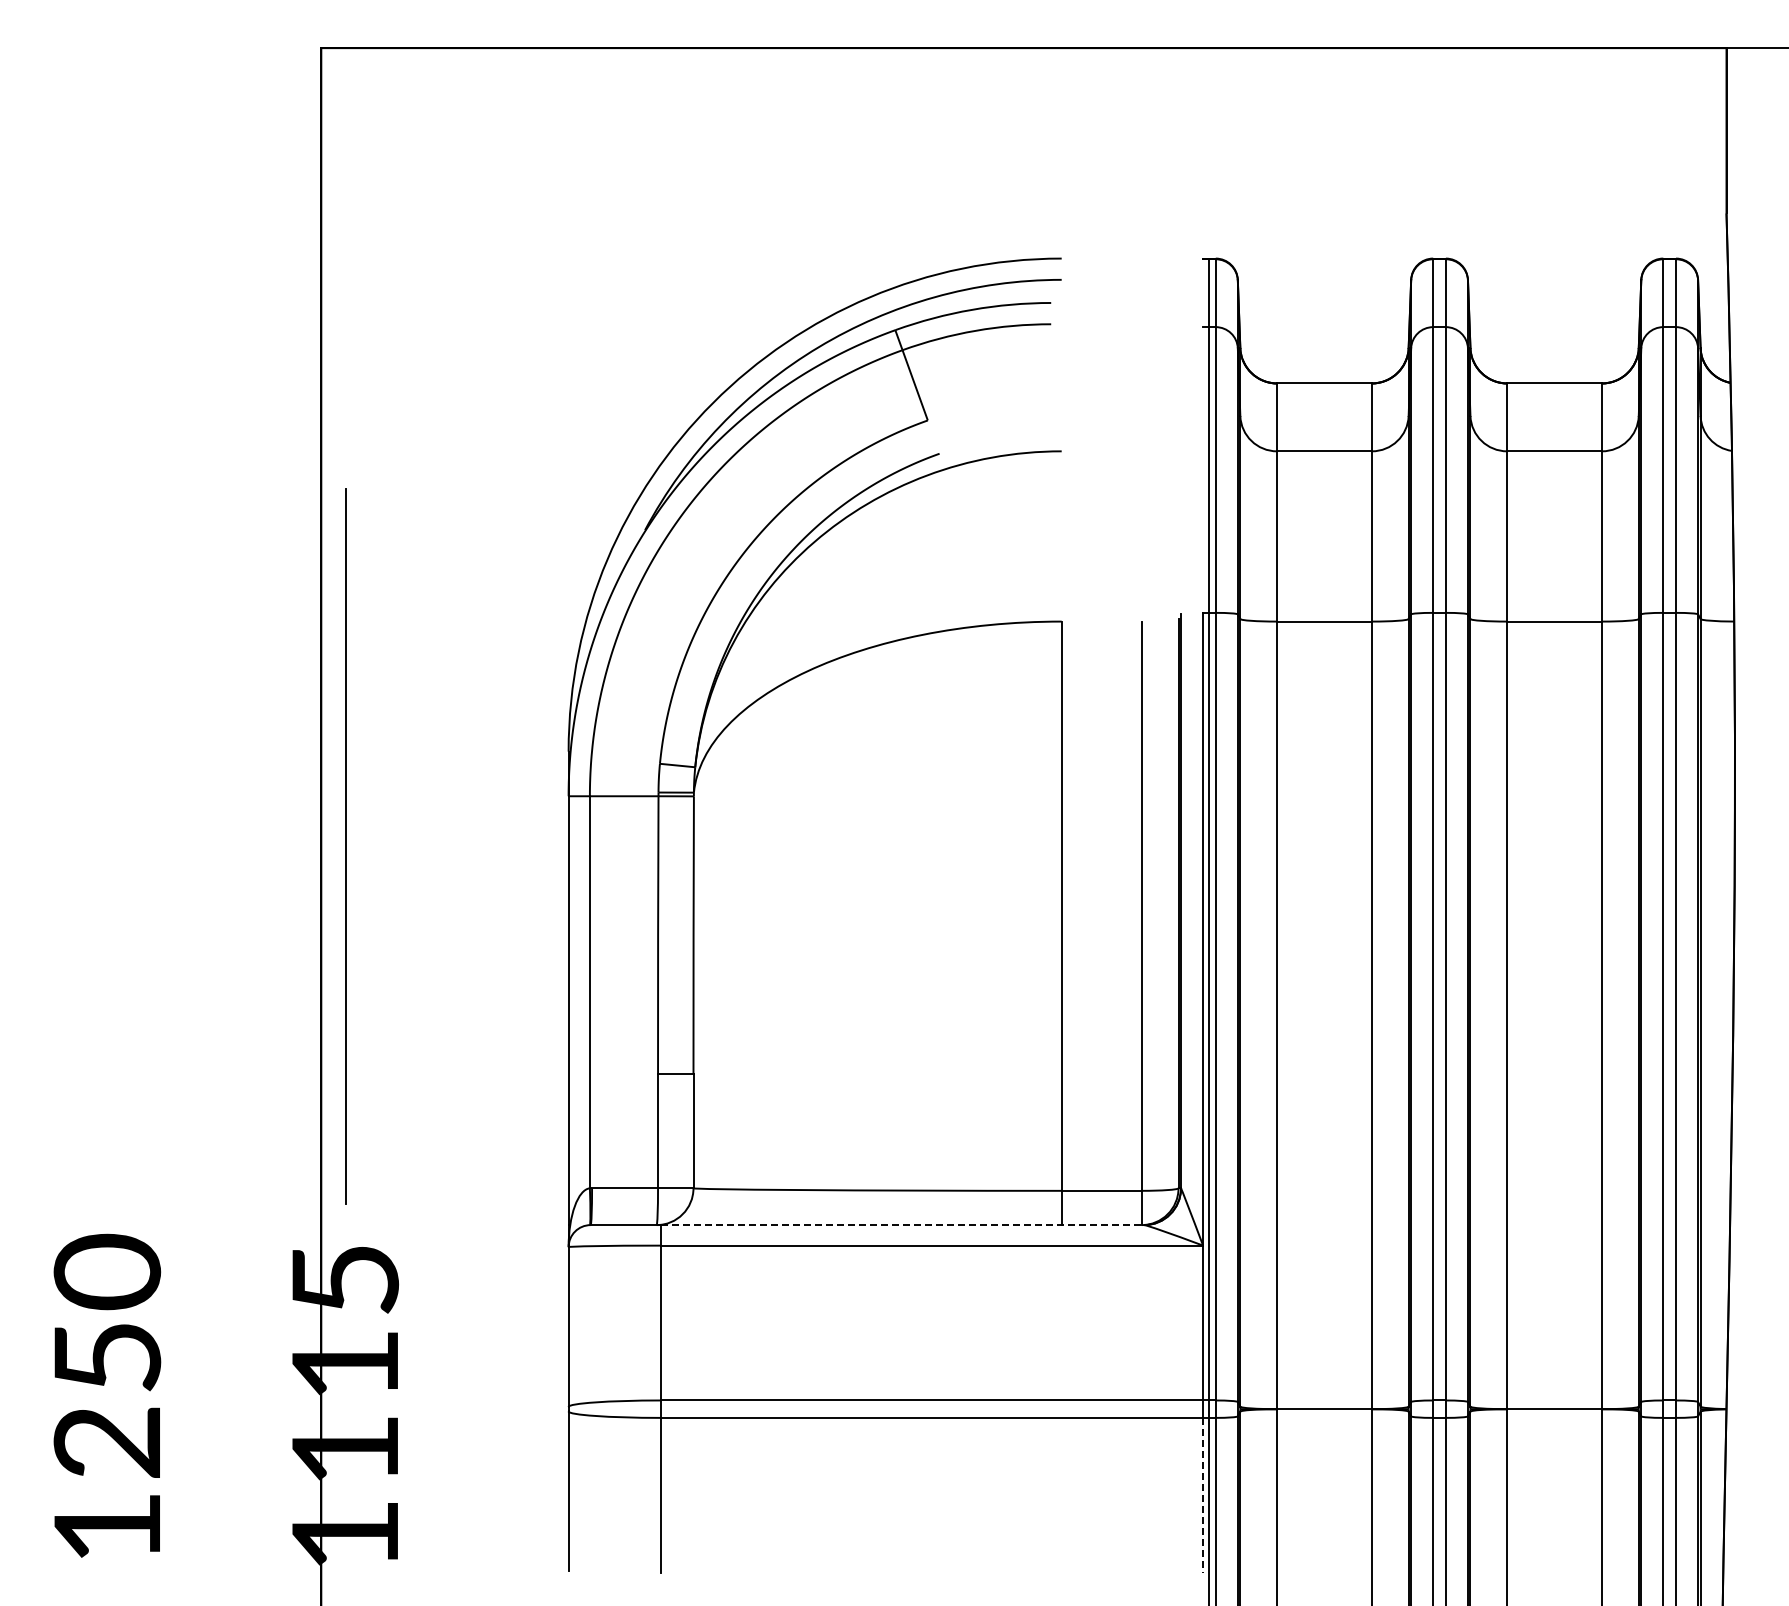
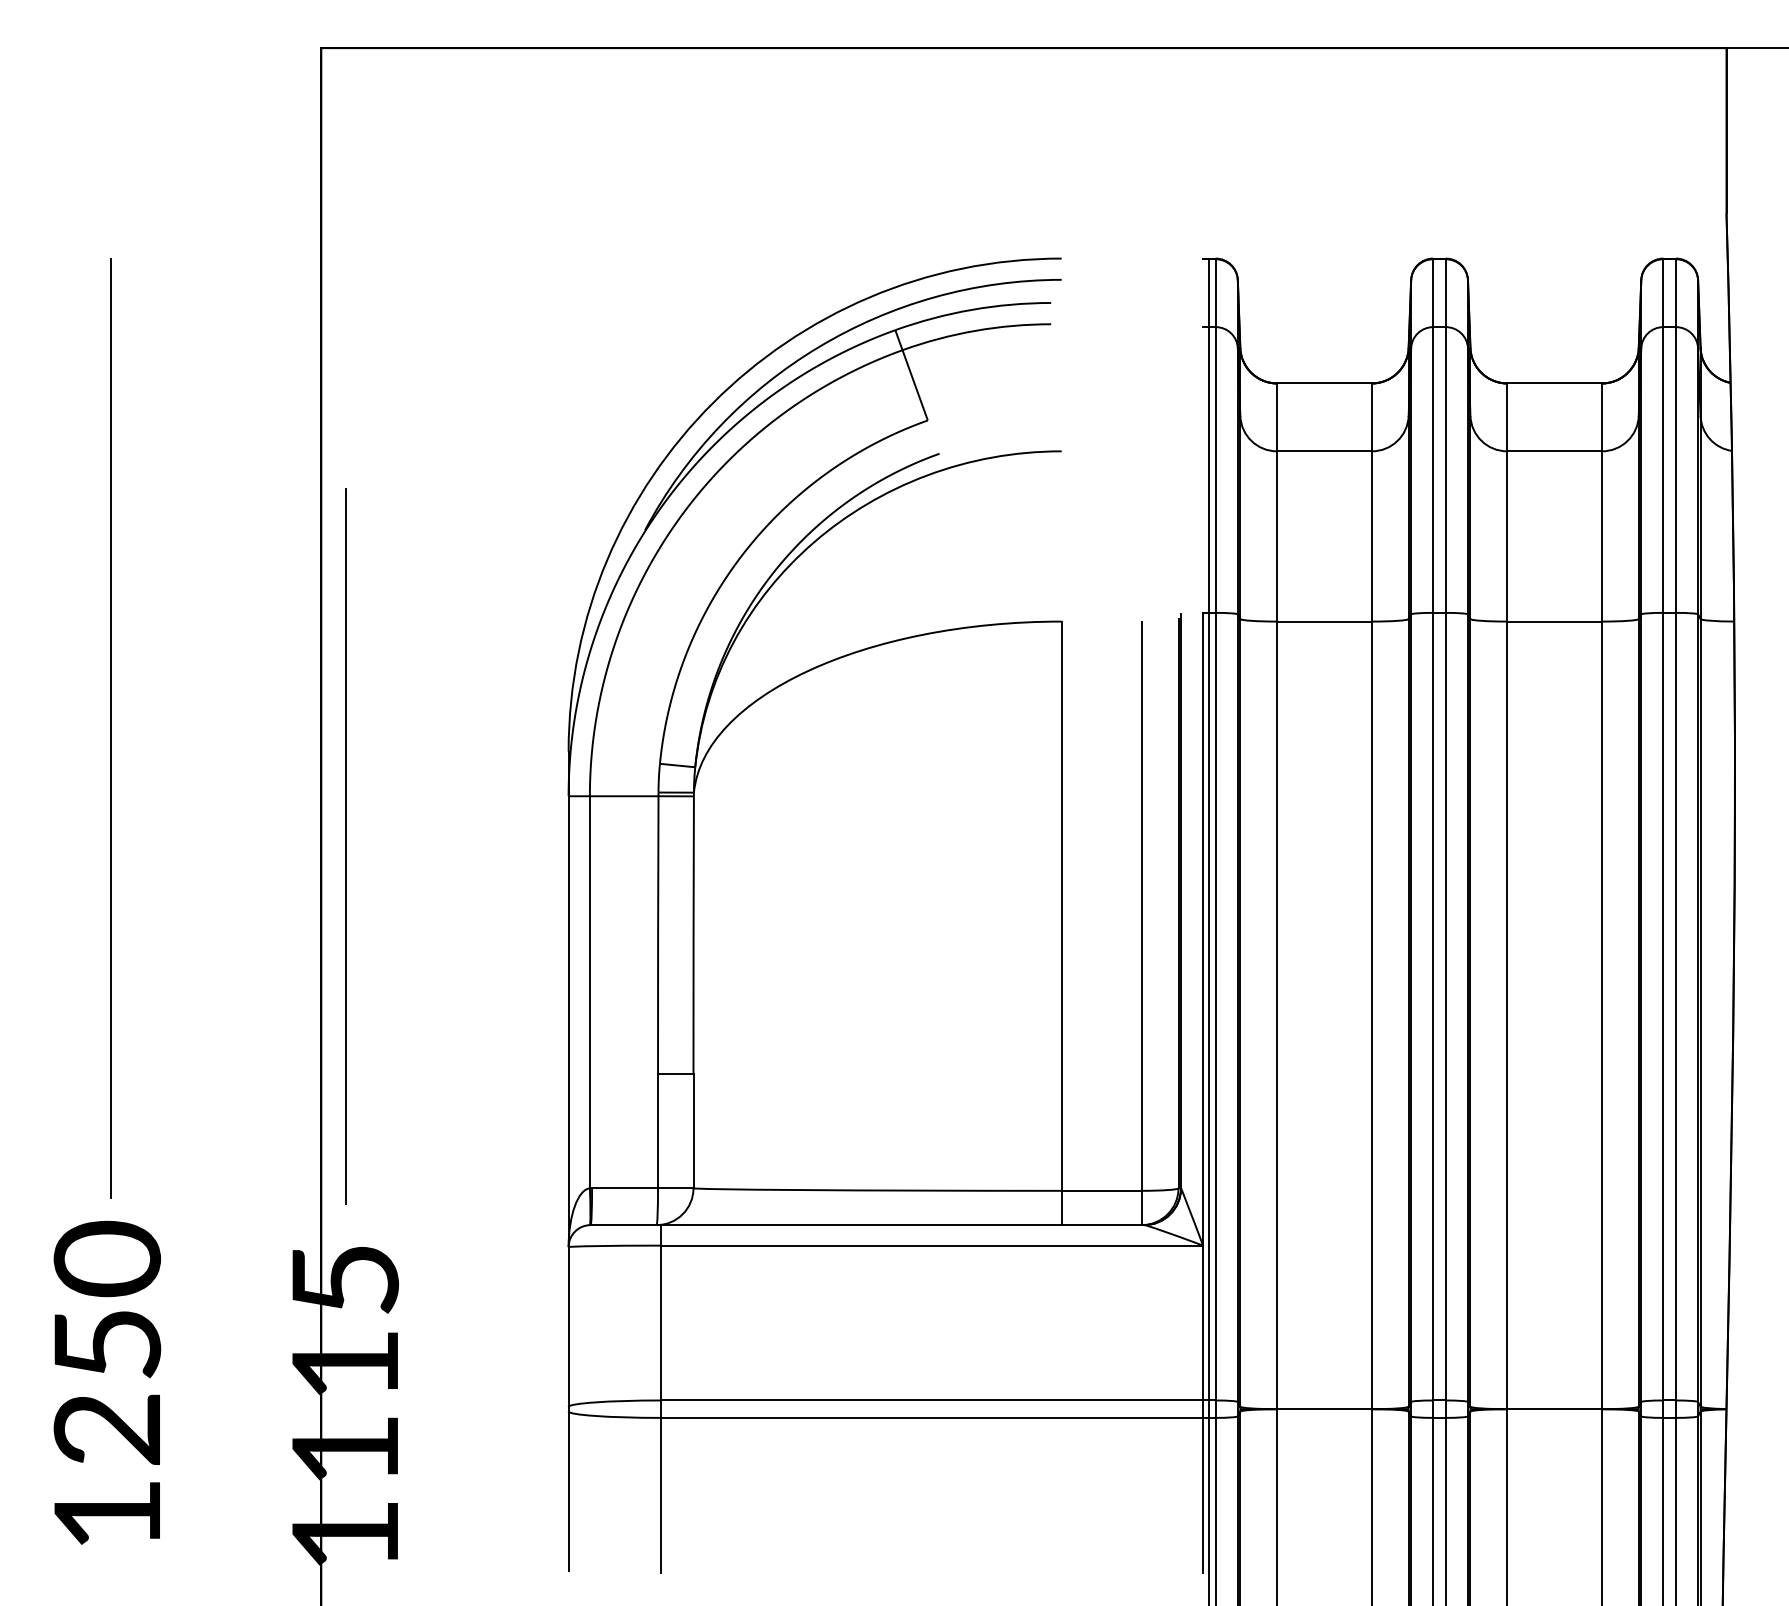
line: none -> present (111, 728)
line: dashed -> solid (902, 1225)
text position: (107, 1395) -> (107, 1382) (107, 1382)
line: dashed -> solid (1203, 1495)
